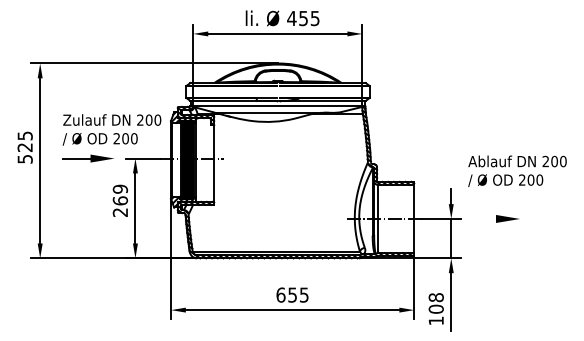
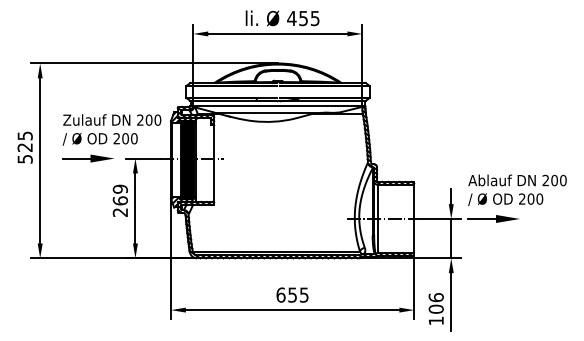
text position: (517, 170) -> (517, 189) (517, 189)
line: none -> present (481, 218)
text: 108 -> 106 (435, 297)
